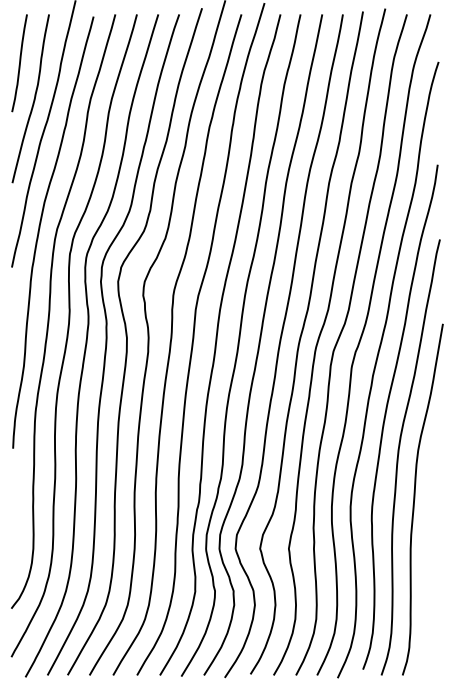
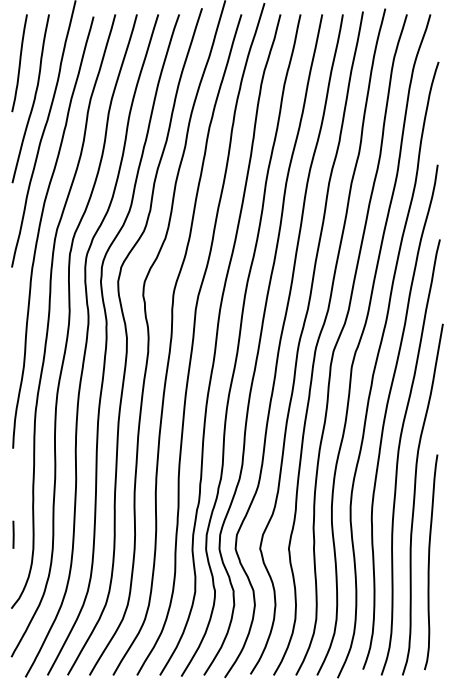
line: none -> present (13, 534)
curve: none -> present (429, 562)
